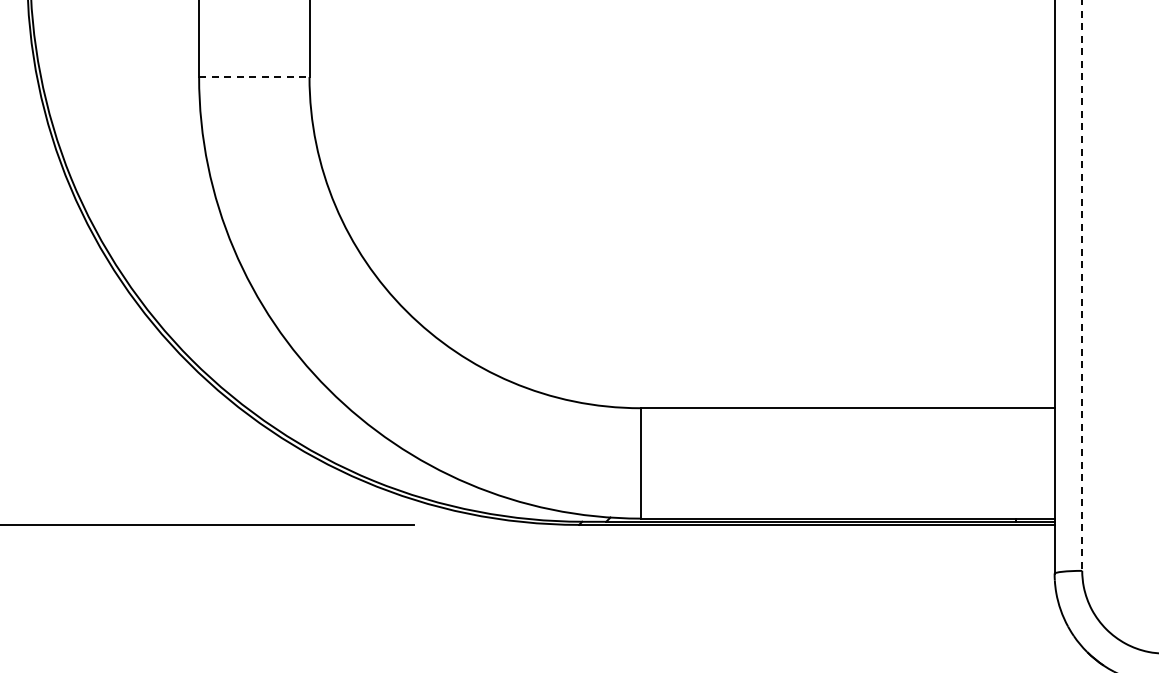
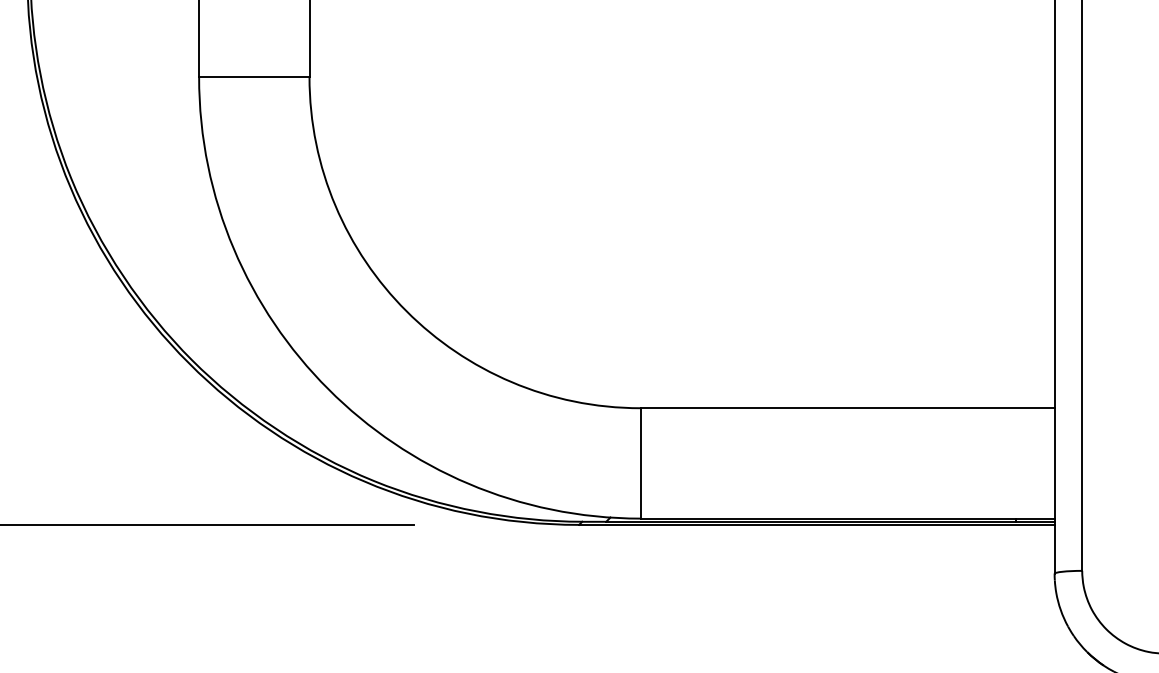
line: dashed -> solid (254, 77)
line: dashed -> solid (1082, 286)
